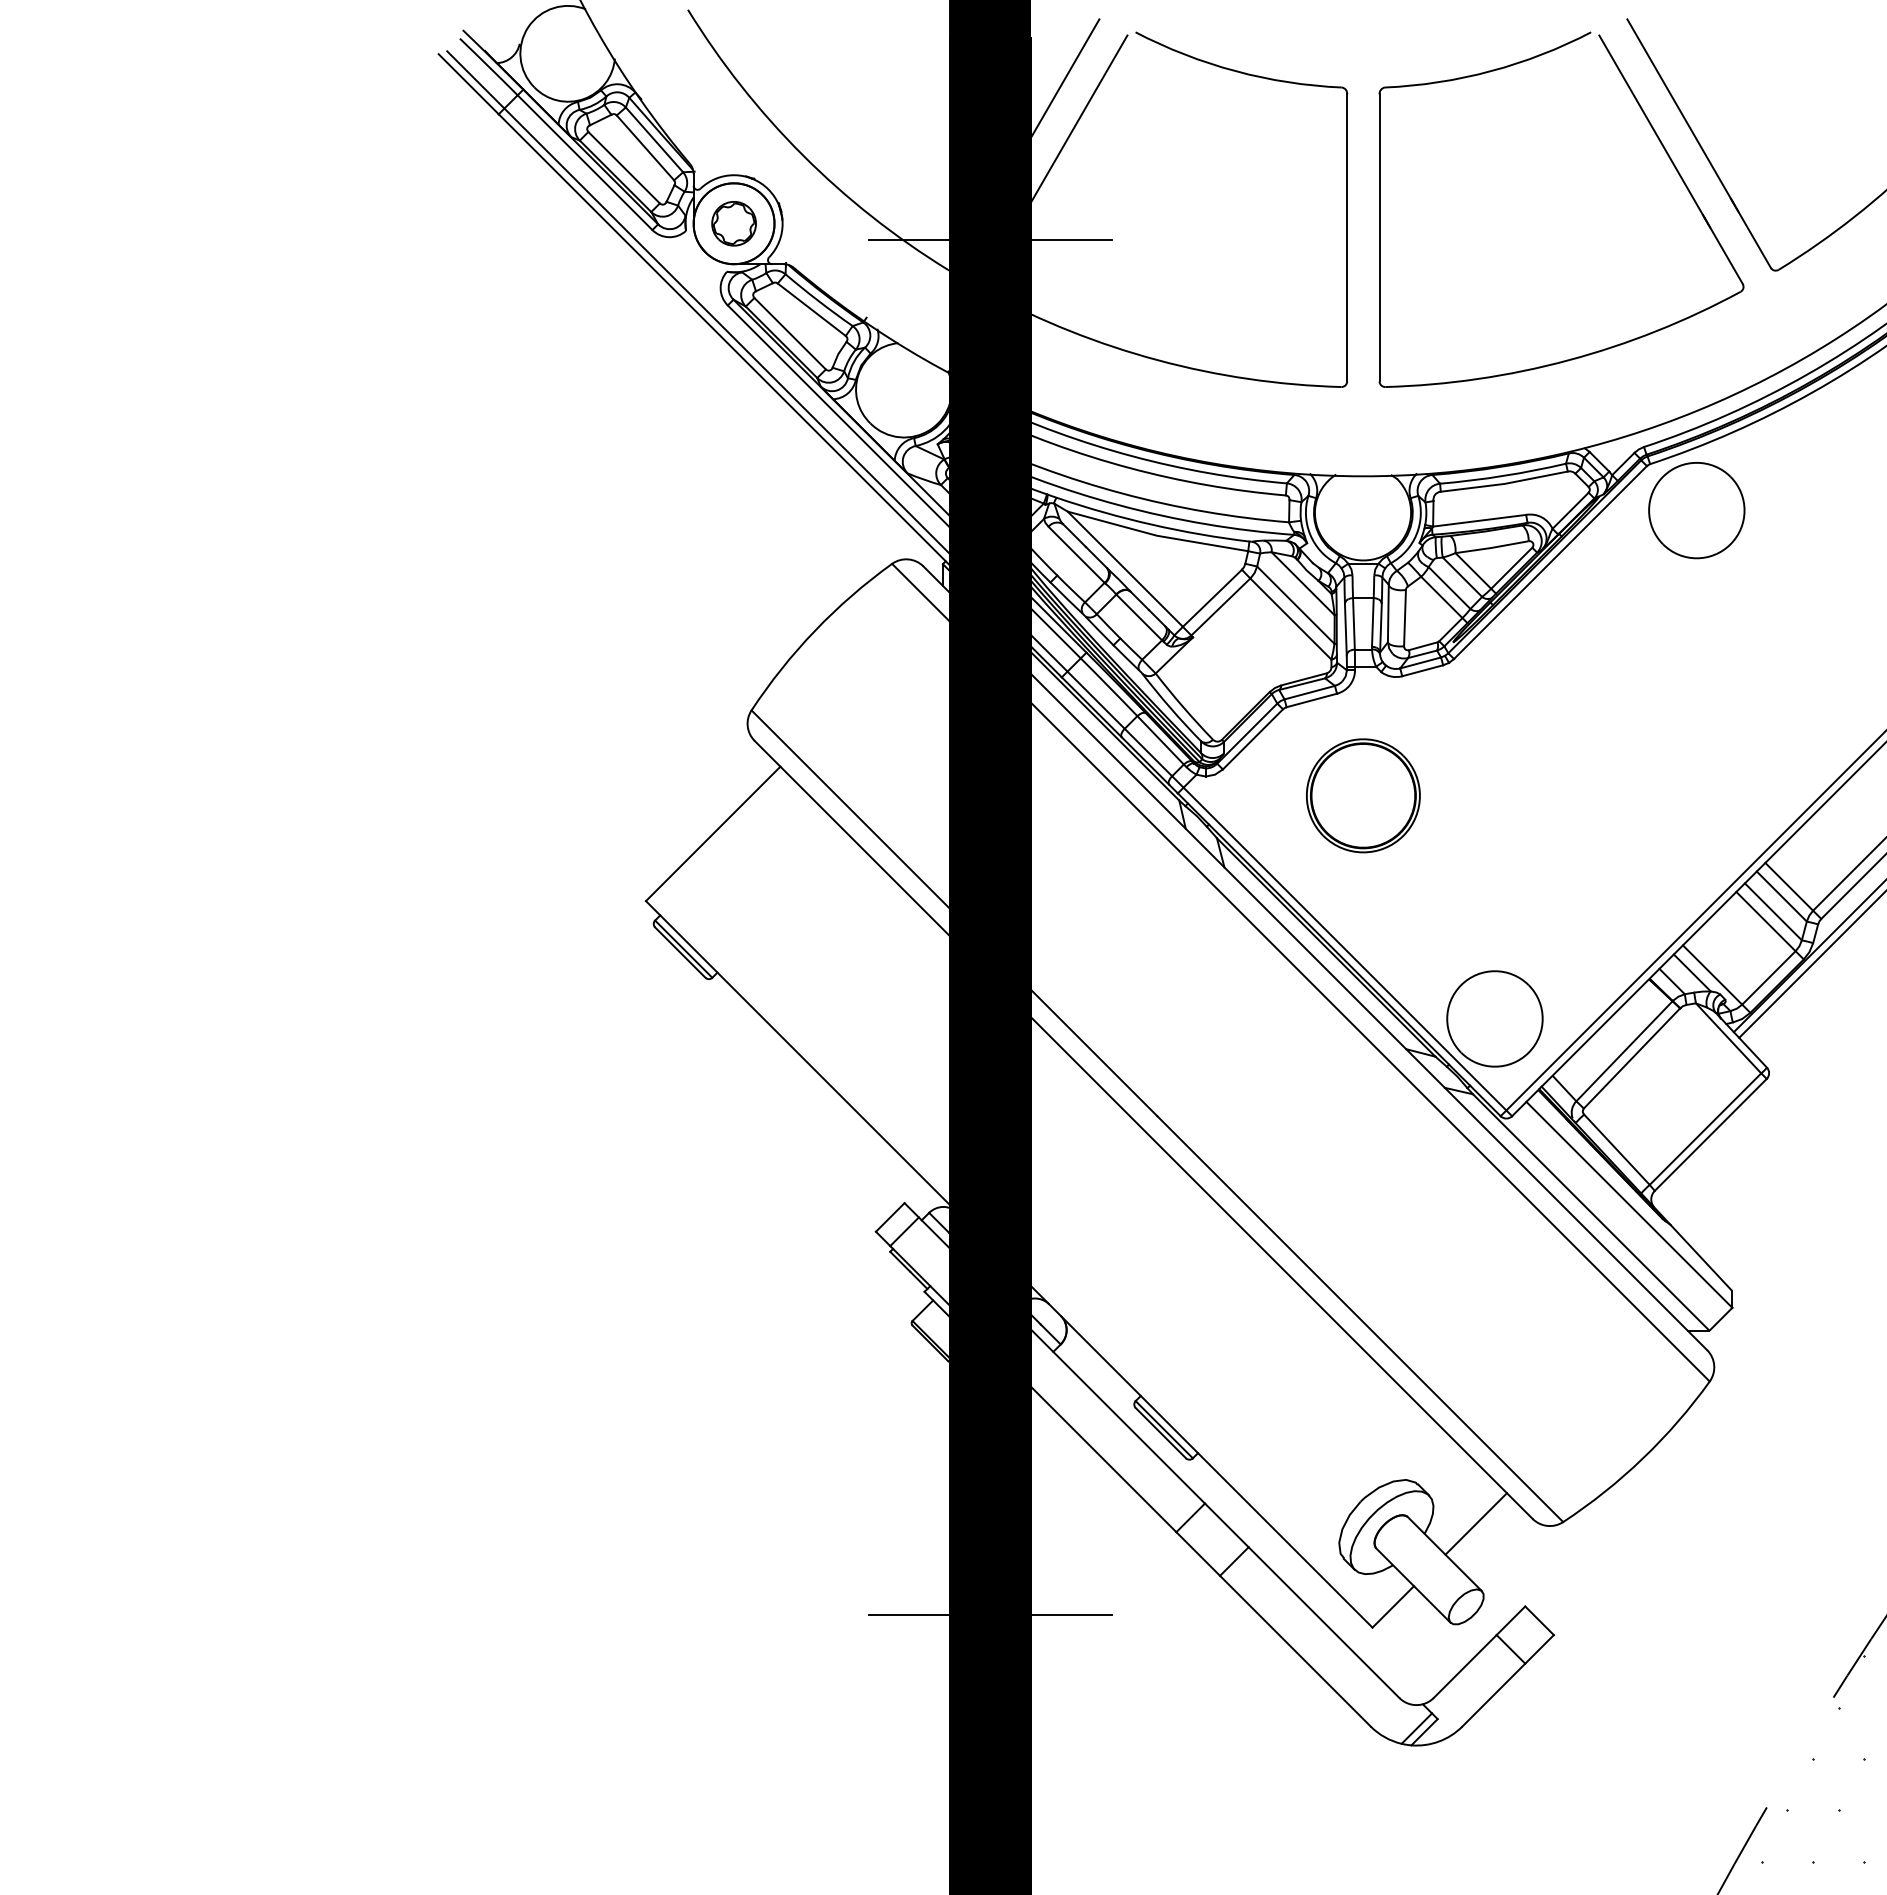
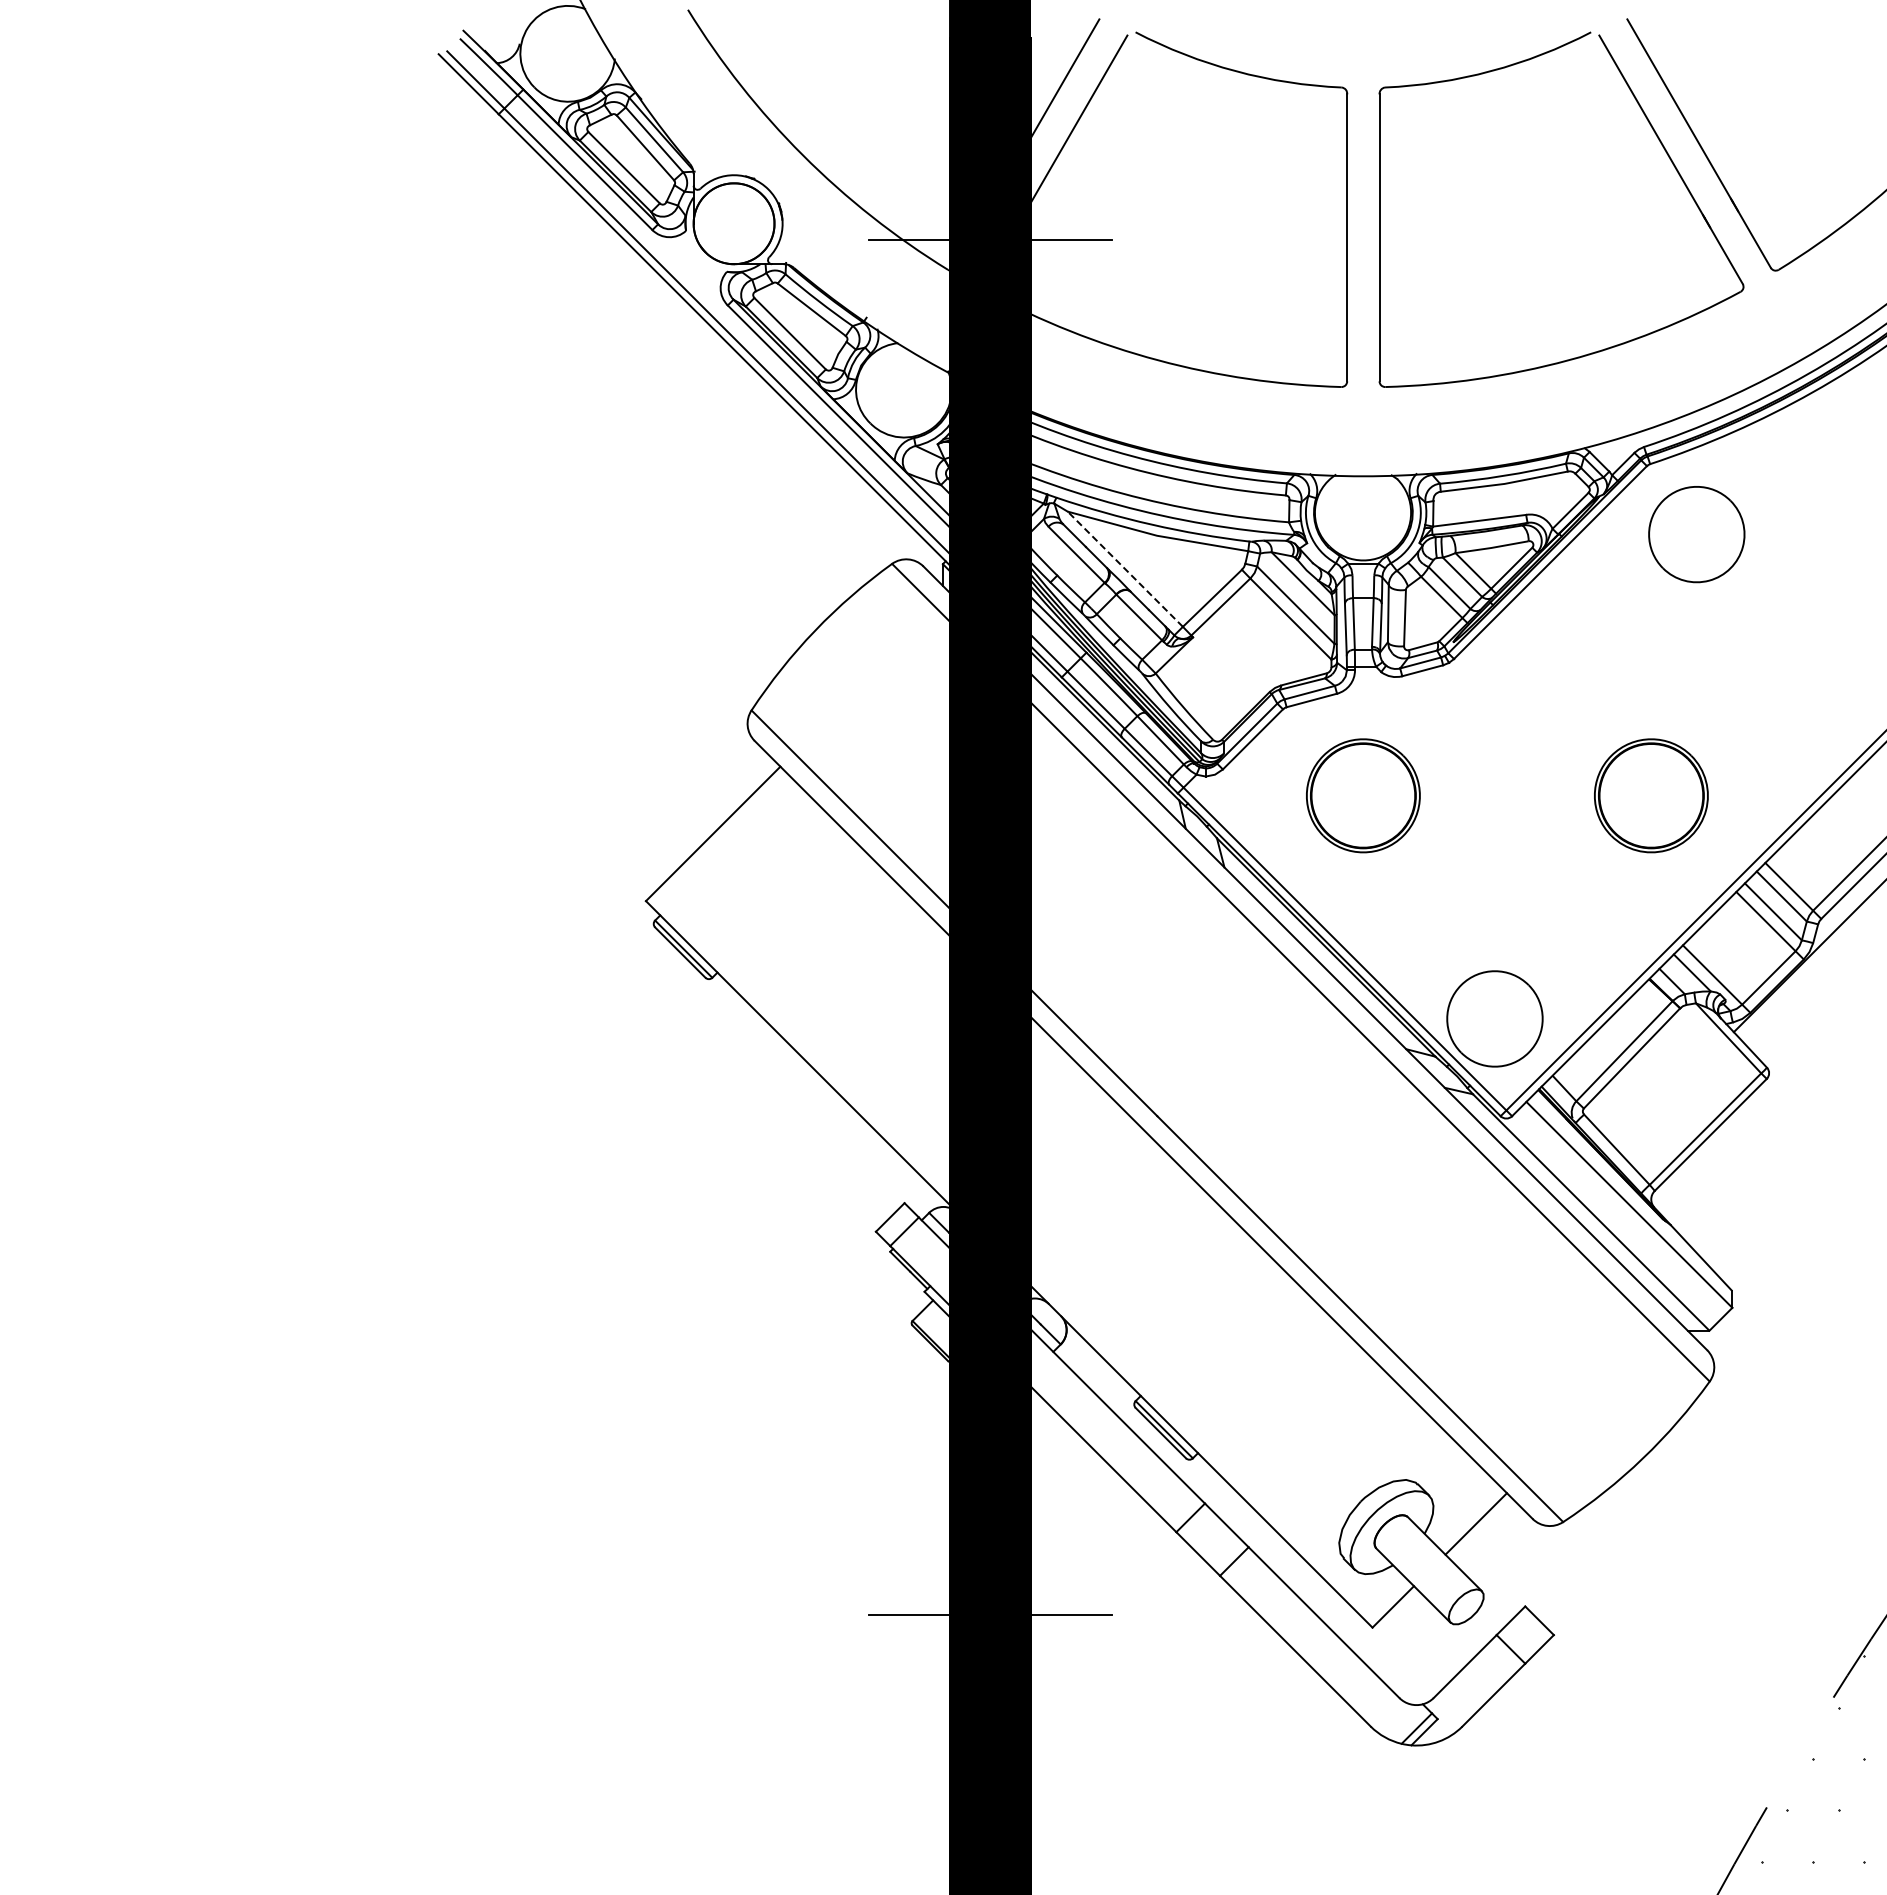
part: present -> none (733, 223)
part position: (1696, 510) -> (1696, 534) (1696, 534)
line: solid -> dashed (1124, 568)
part: none -> present (1651, 795)
line: present -> none (1811, 965)
